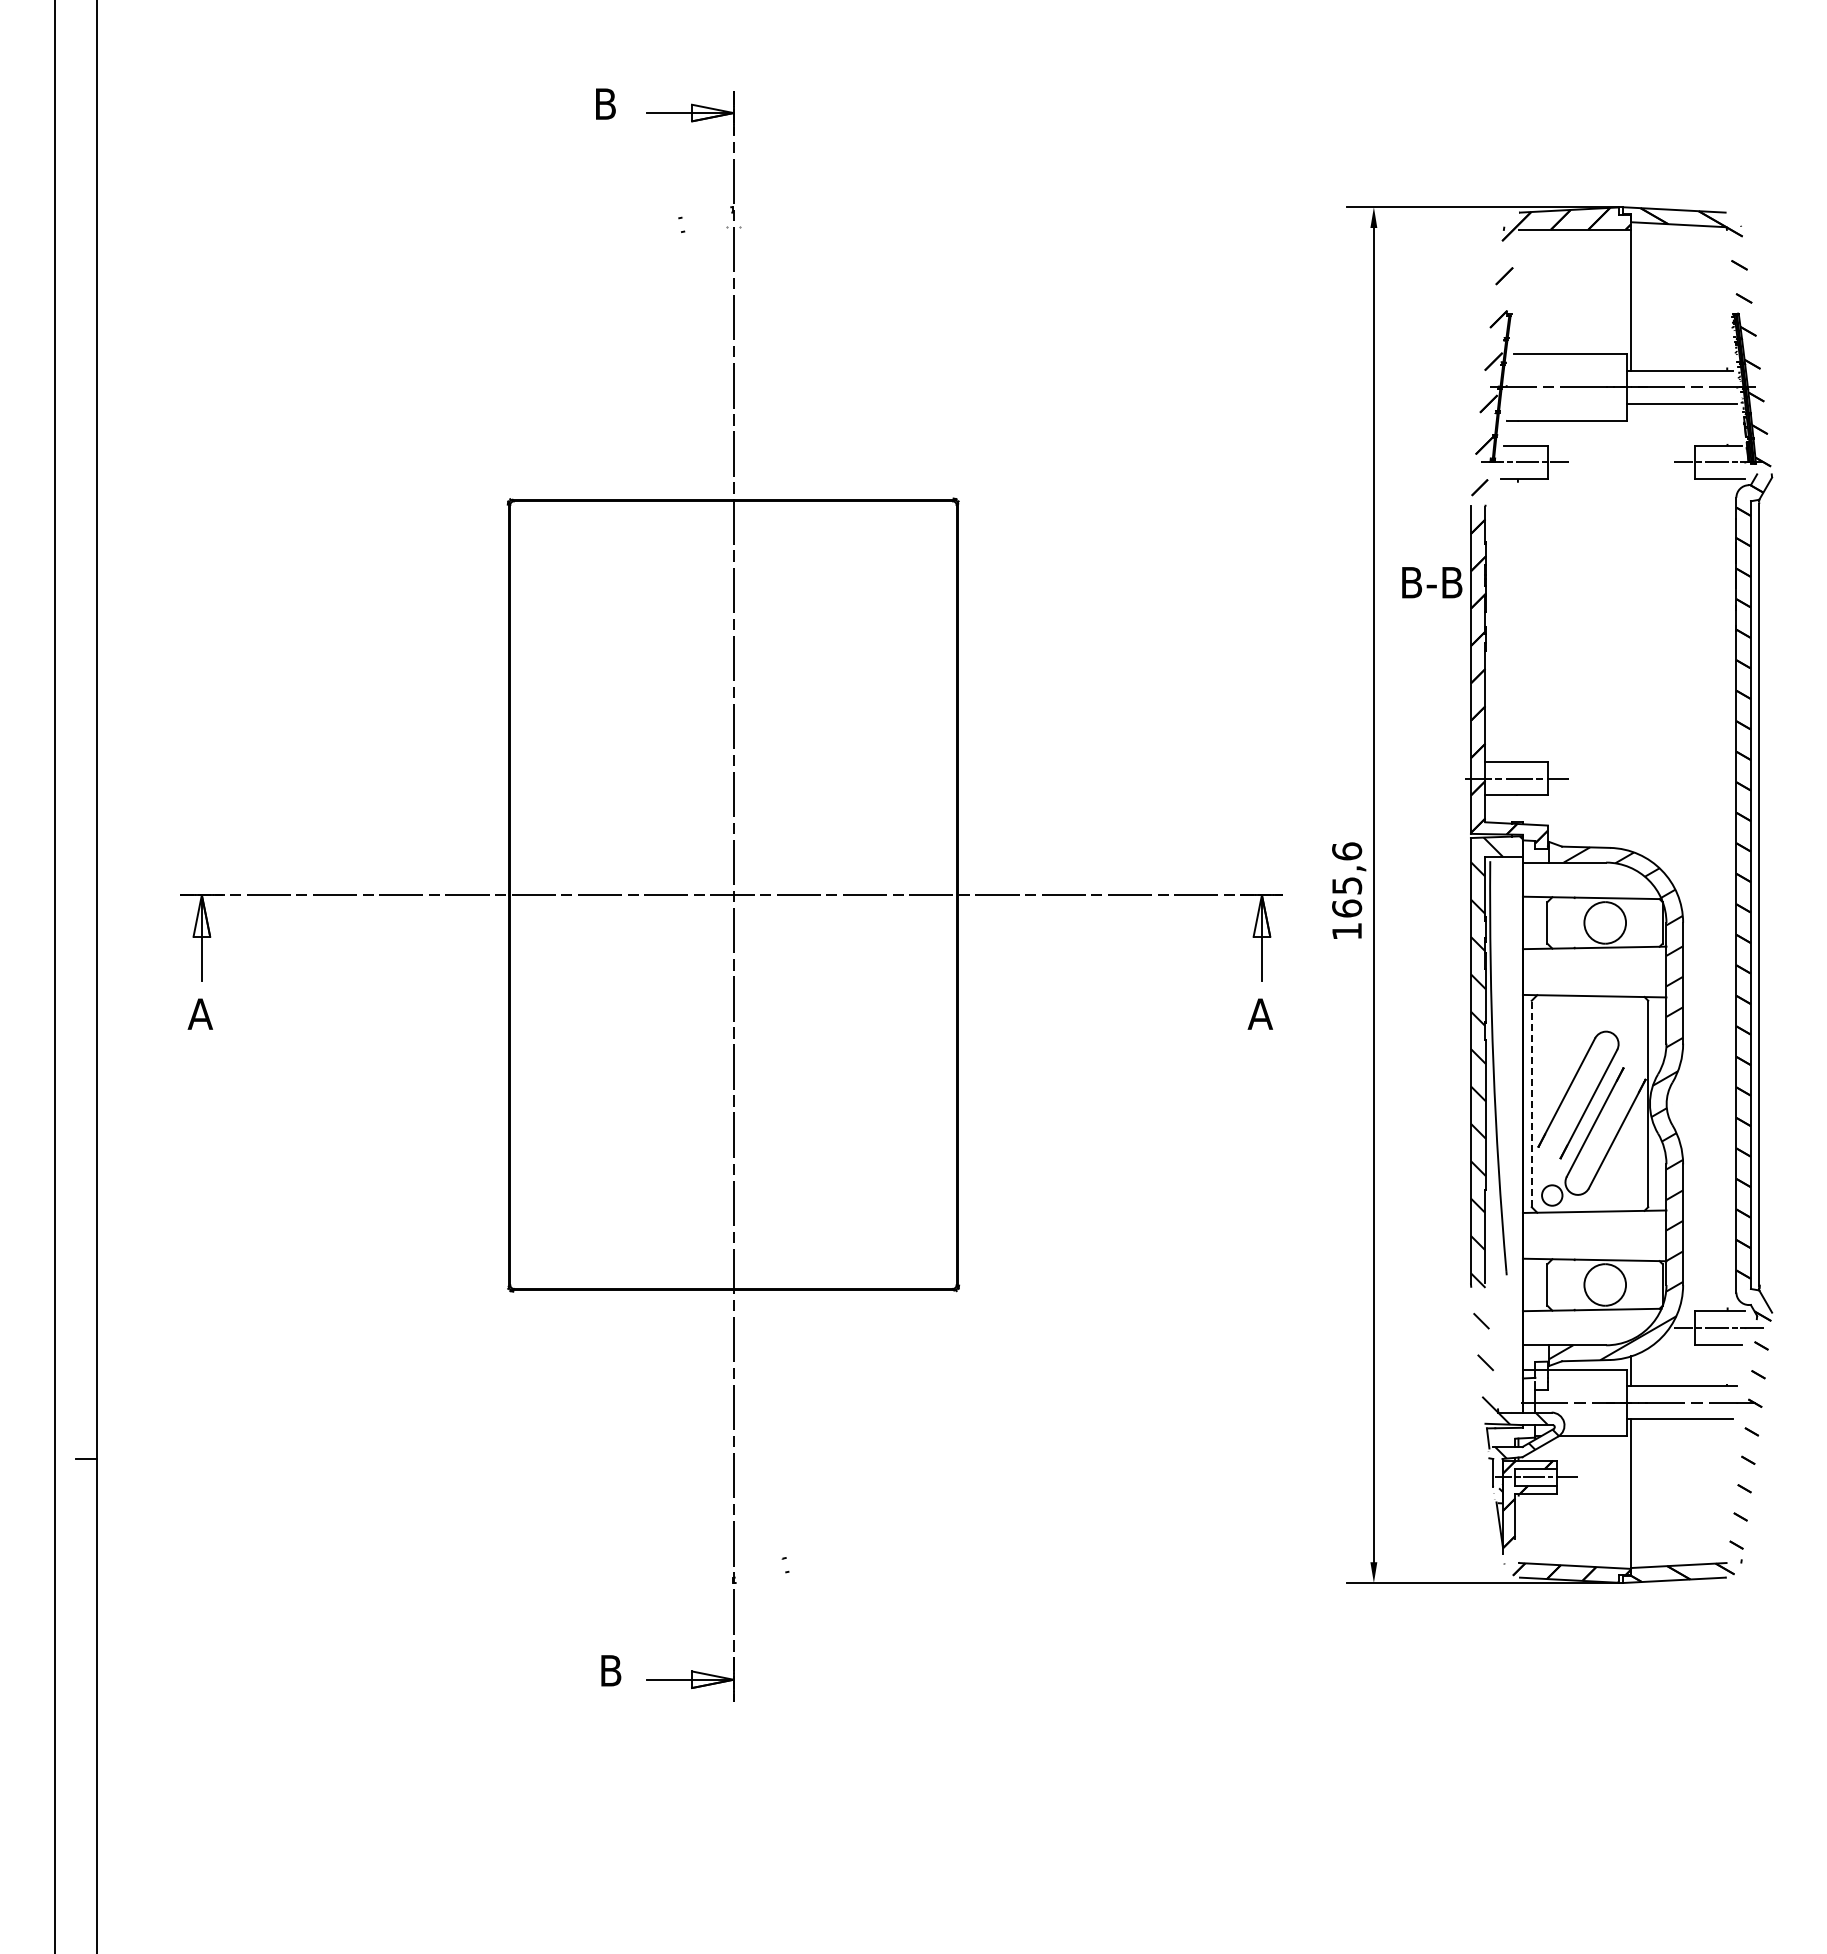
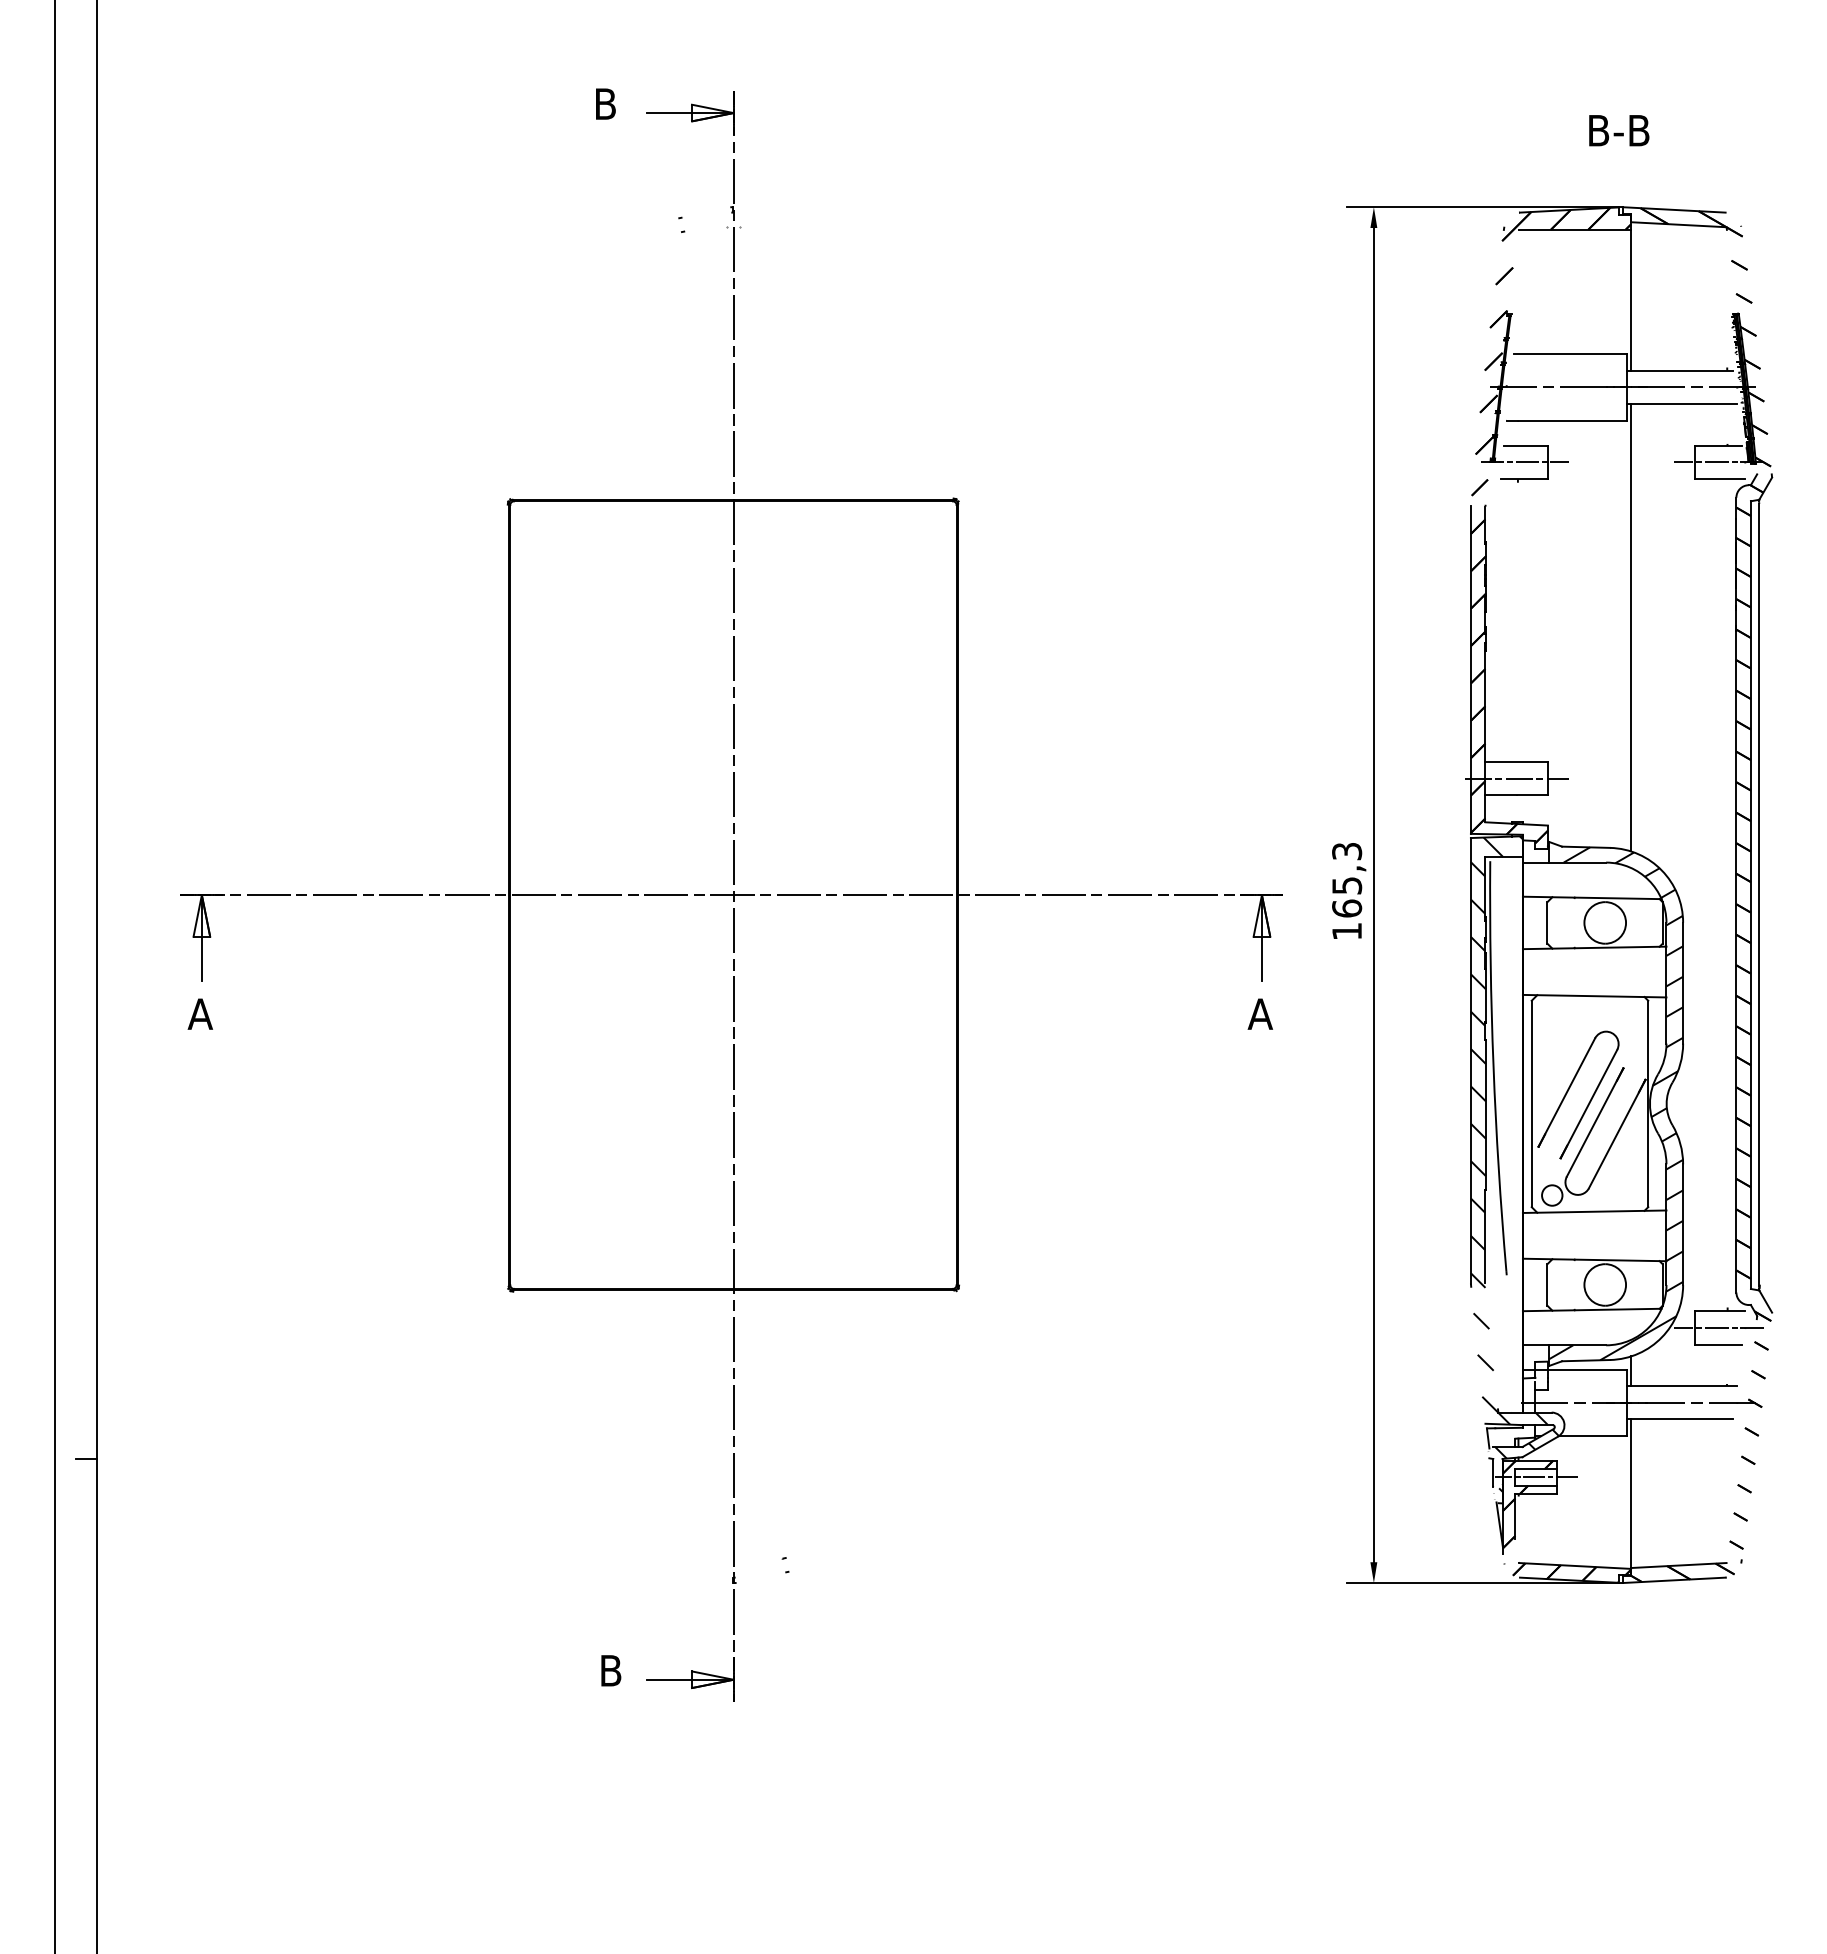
text position: (1432, 582) -> (1619, 130) (1619, 130)
line: none -> present (1631, 627)
text: 165,6 -> 165,3 (1347, 851)
line: dashed -> solid (1531, 1103)
